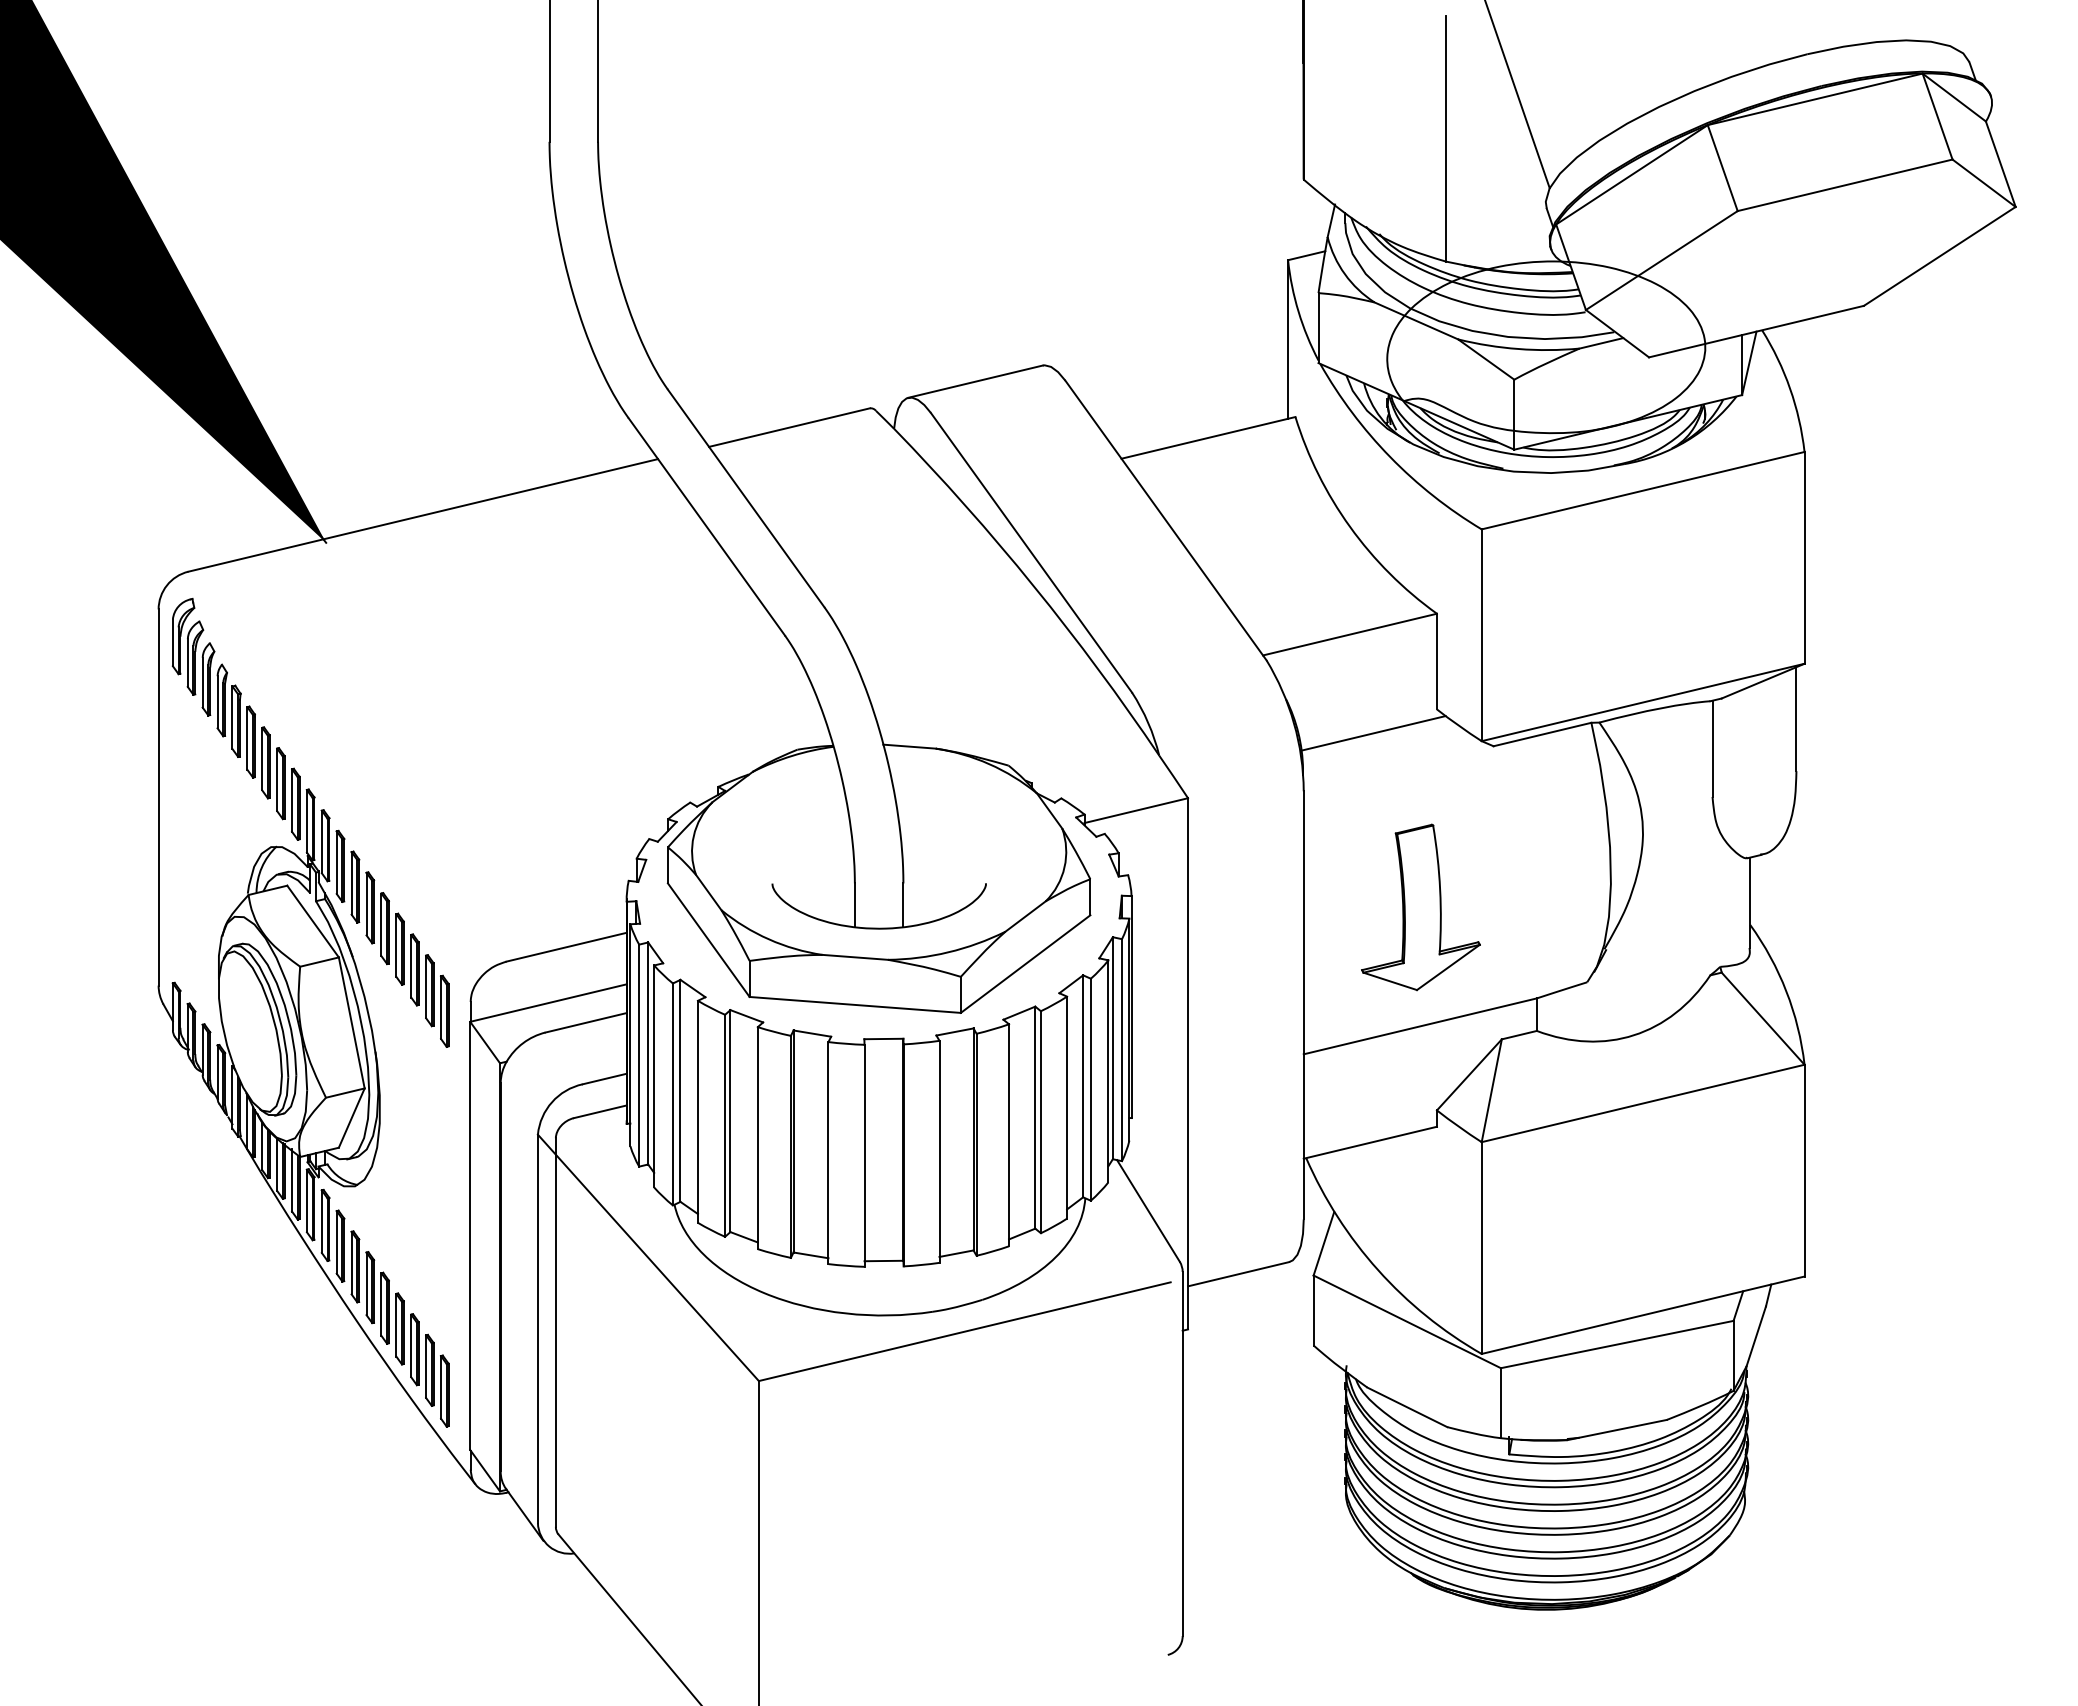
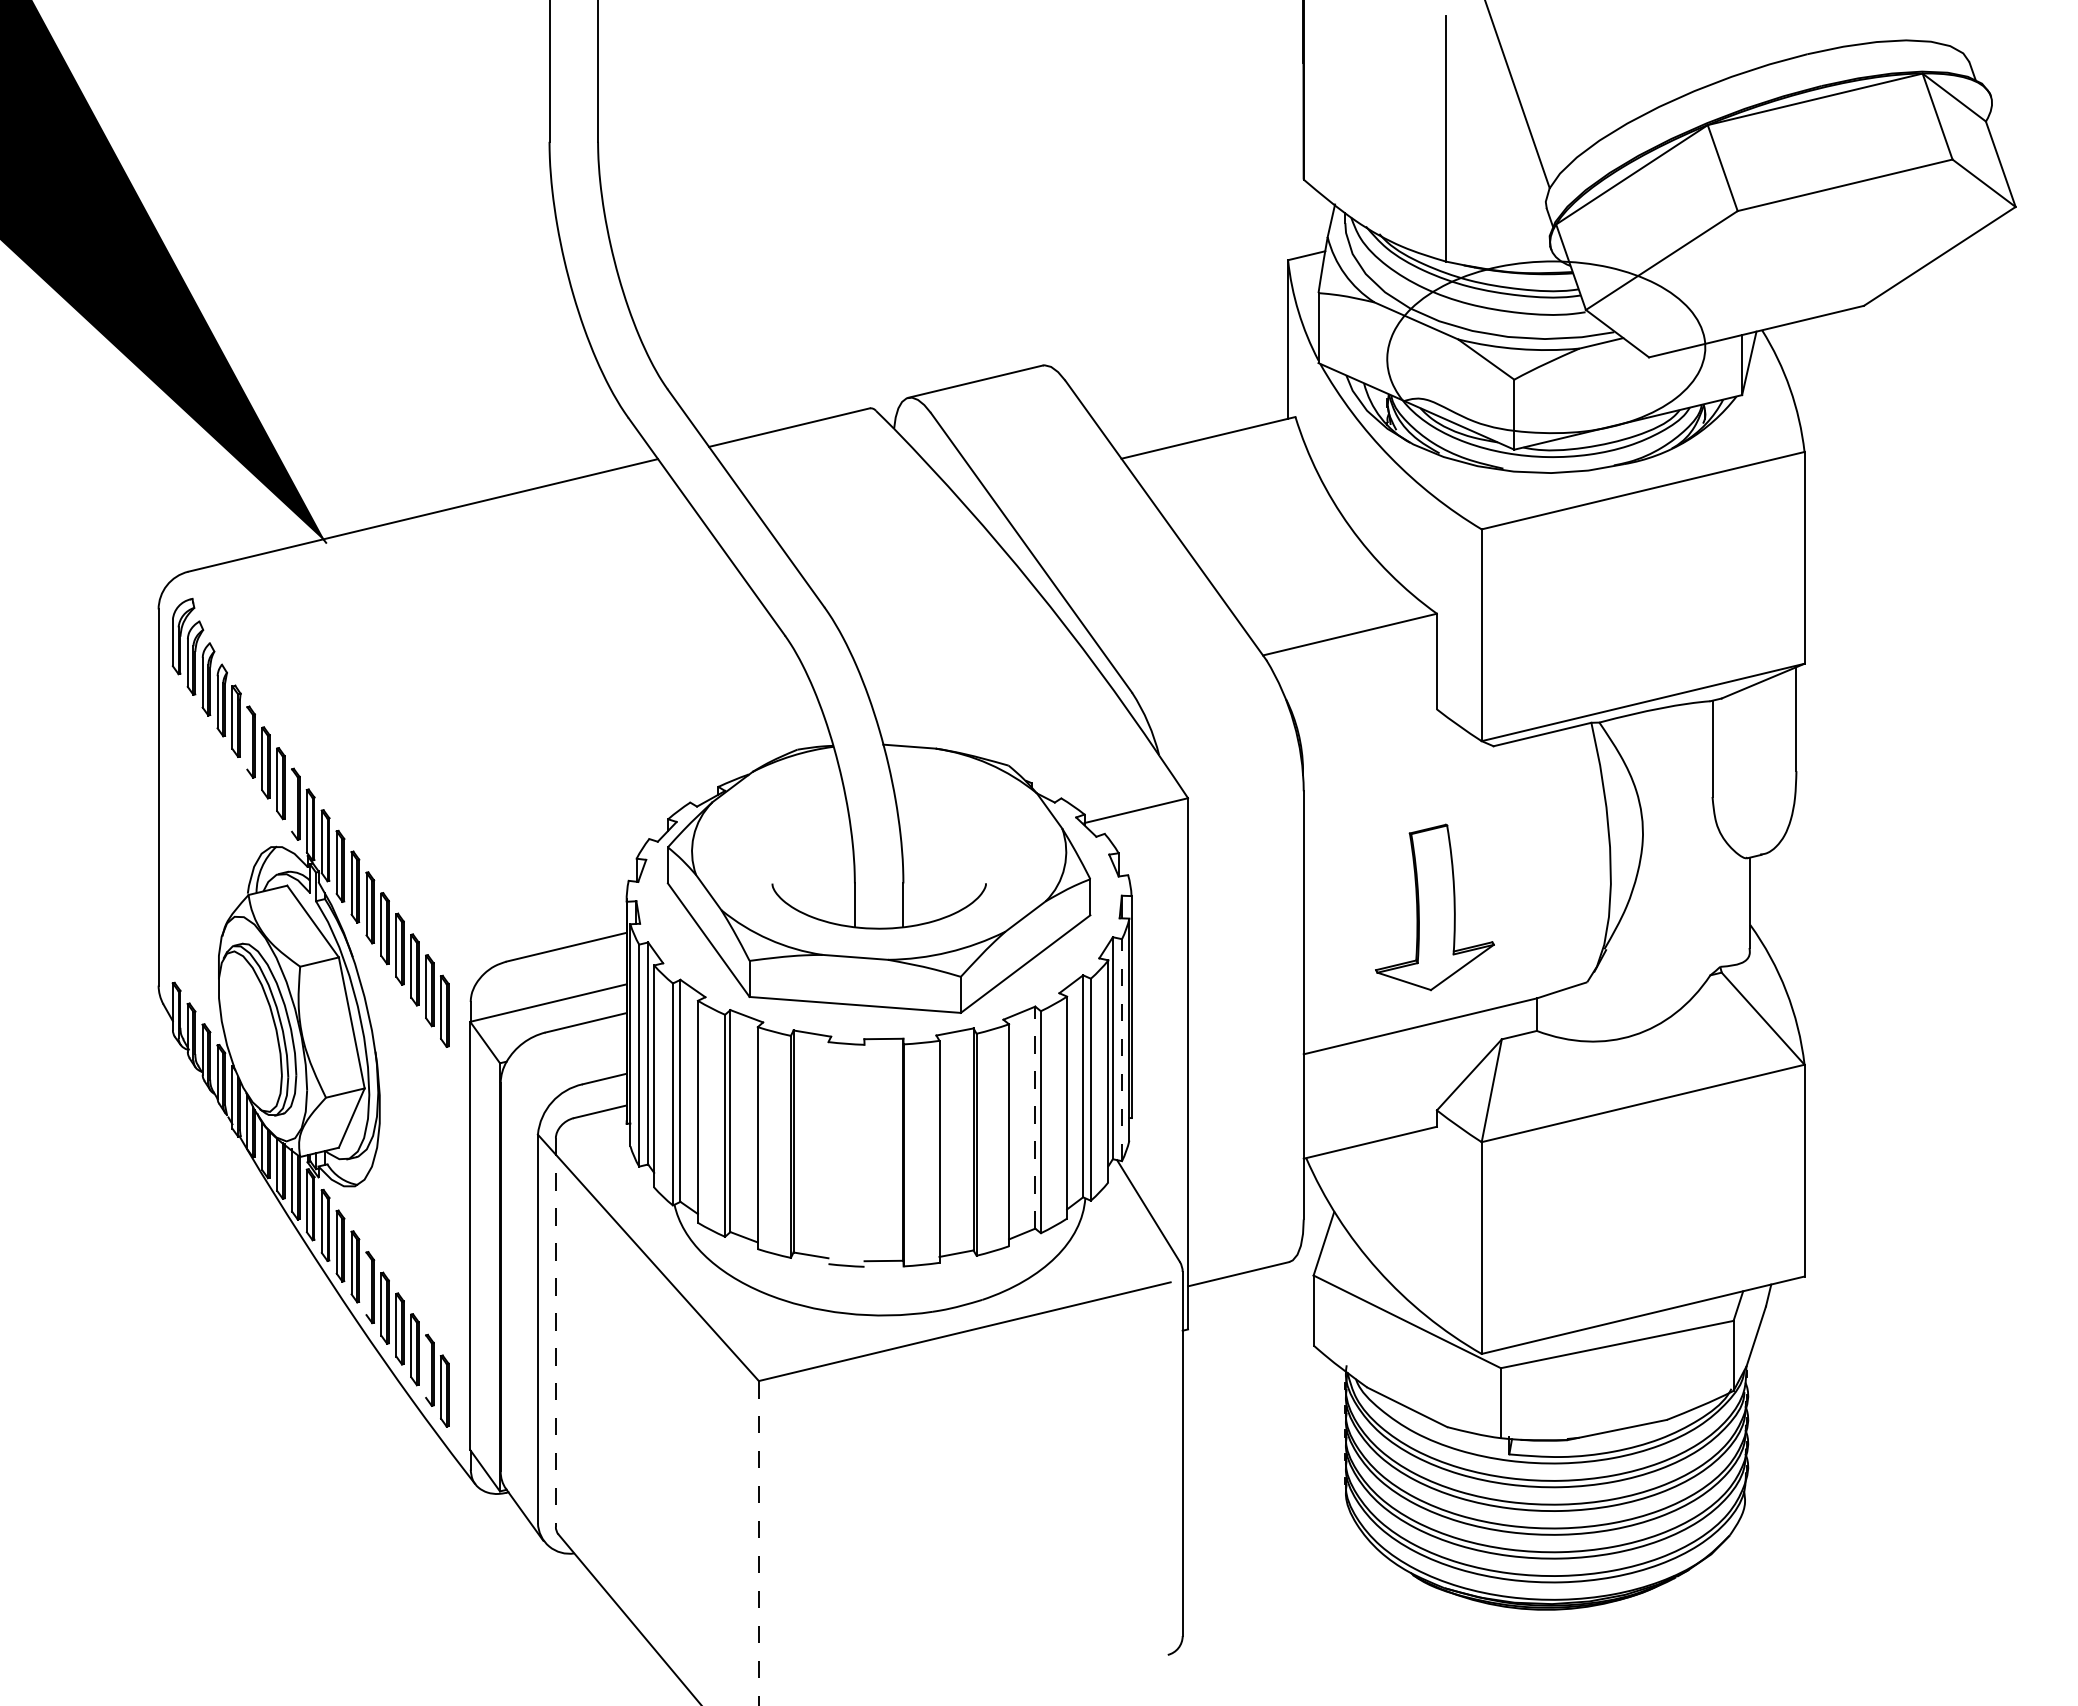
line: present -> none (1373, 733)
line: present -> none (247, 738)
line: present -> none (292, 800)
part position: (1420, 907) -> (1434, 907) (1434, 907)
line: solid -> dashed (1121, 1049)
line: solid -> dashed (1035, 1117)
line: present -> none (828, 1153)
line: present -> none (864, 1155)
line: present -> none (366, 1283)
line: solid -> dashed (555, 1333)
line: present -> none (426, 1366)
line: solid -> dashed (758, 1543)
